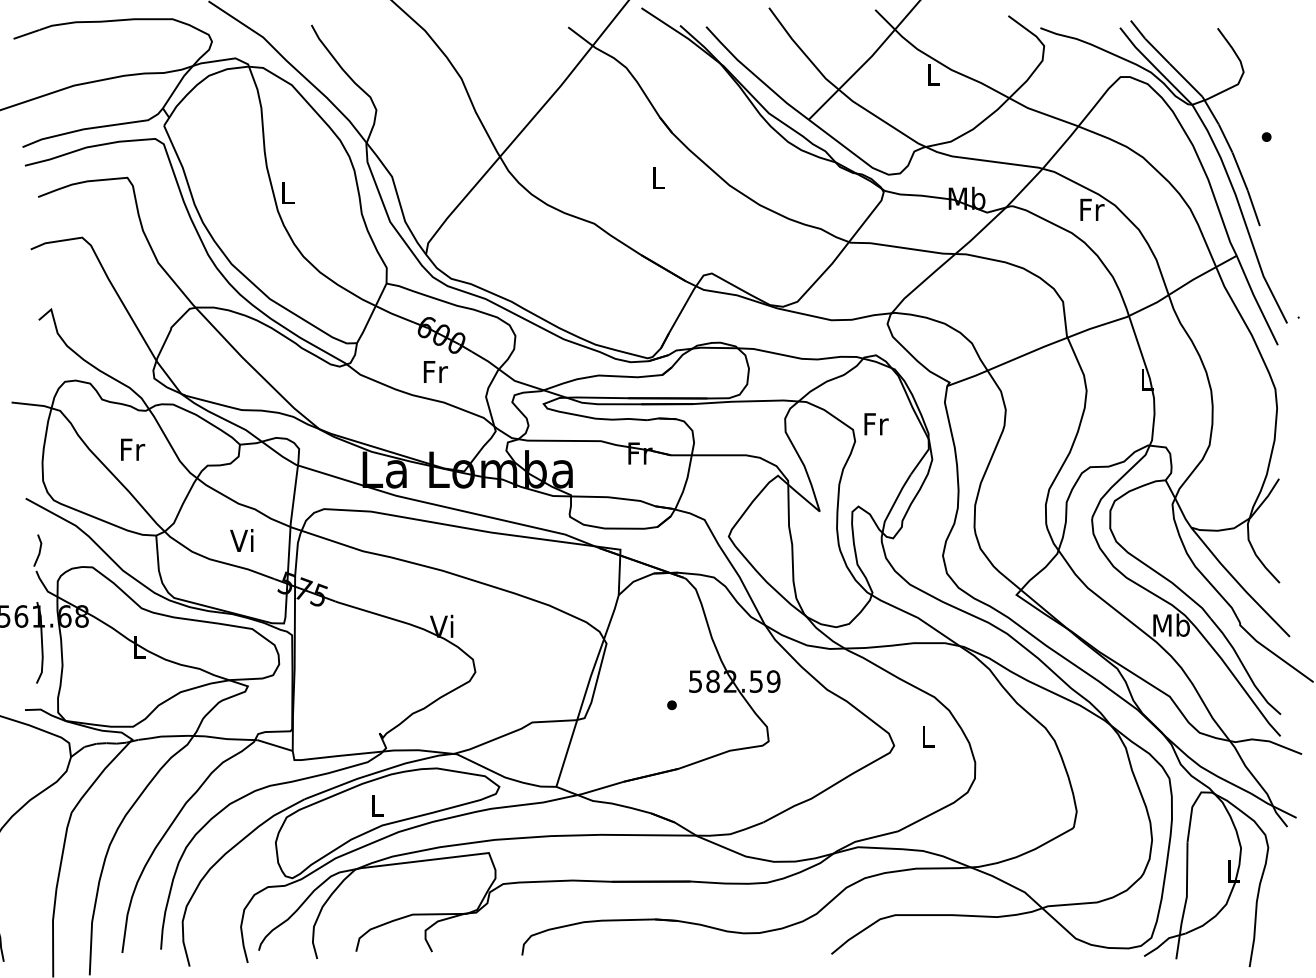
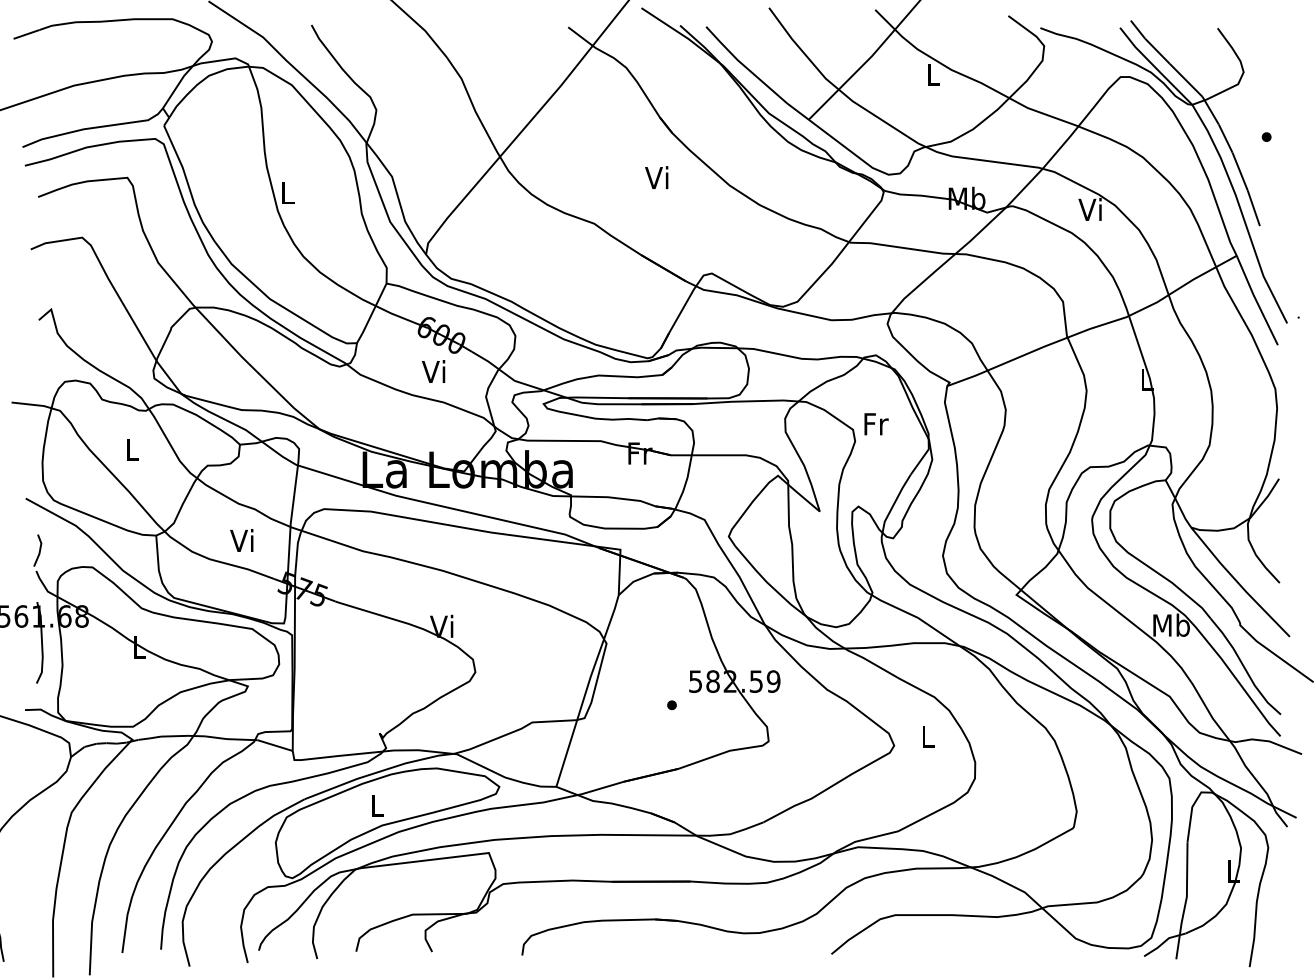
text: L -> Vi (656, 177)
text: Fr -> Vi (1091, 209)
text: Fr -> Vi (435, 371)
text: Fr -> L (133, 449)
